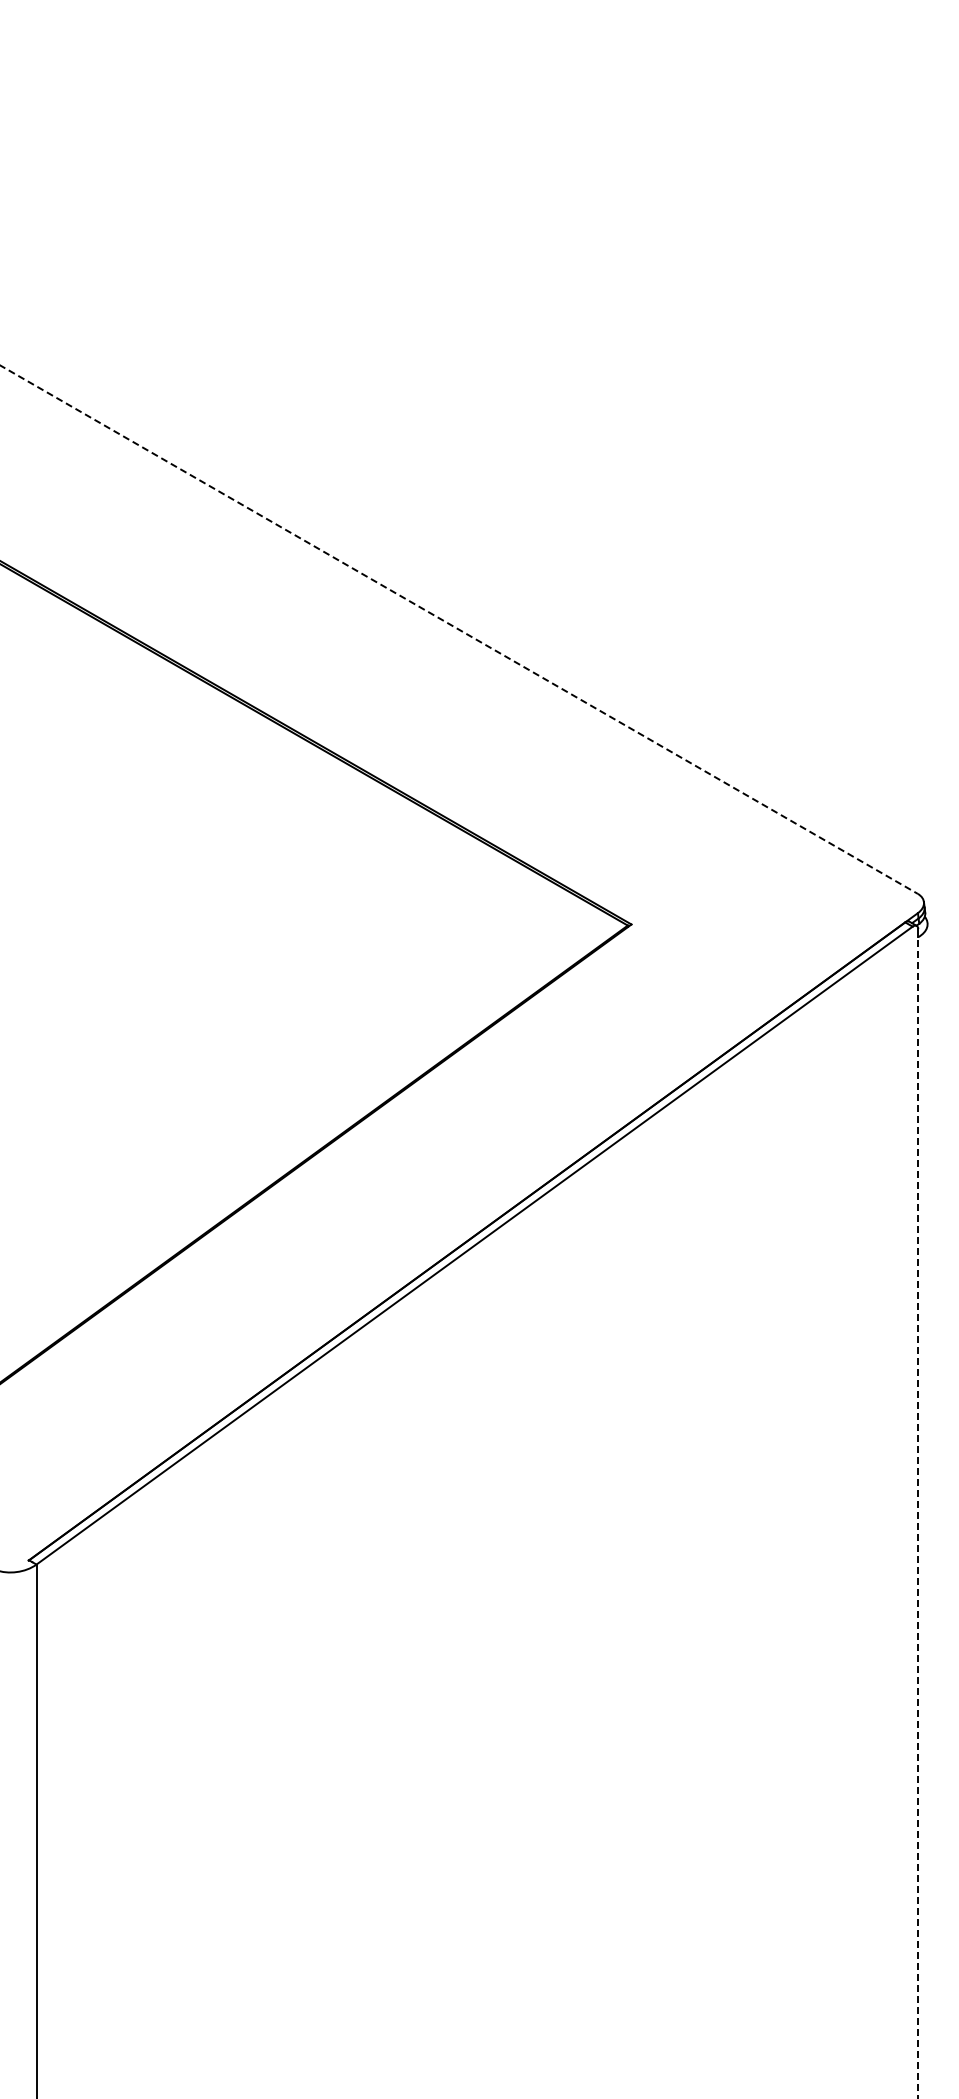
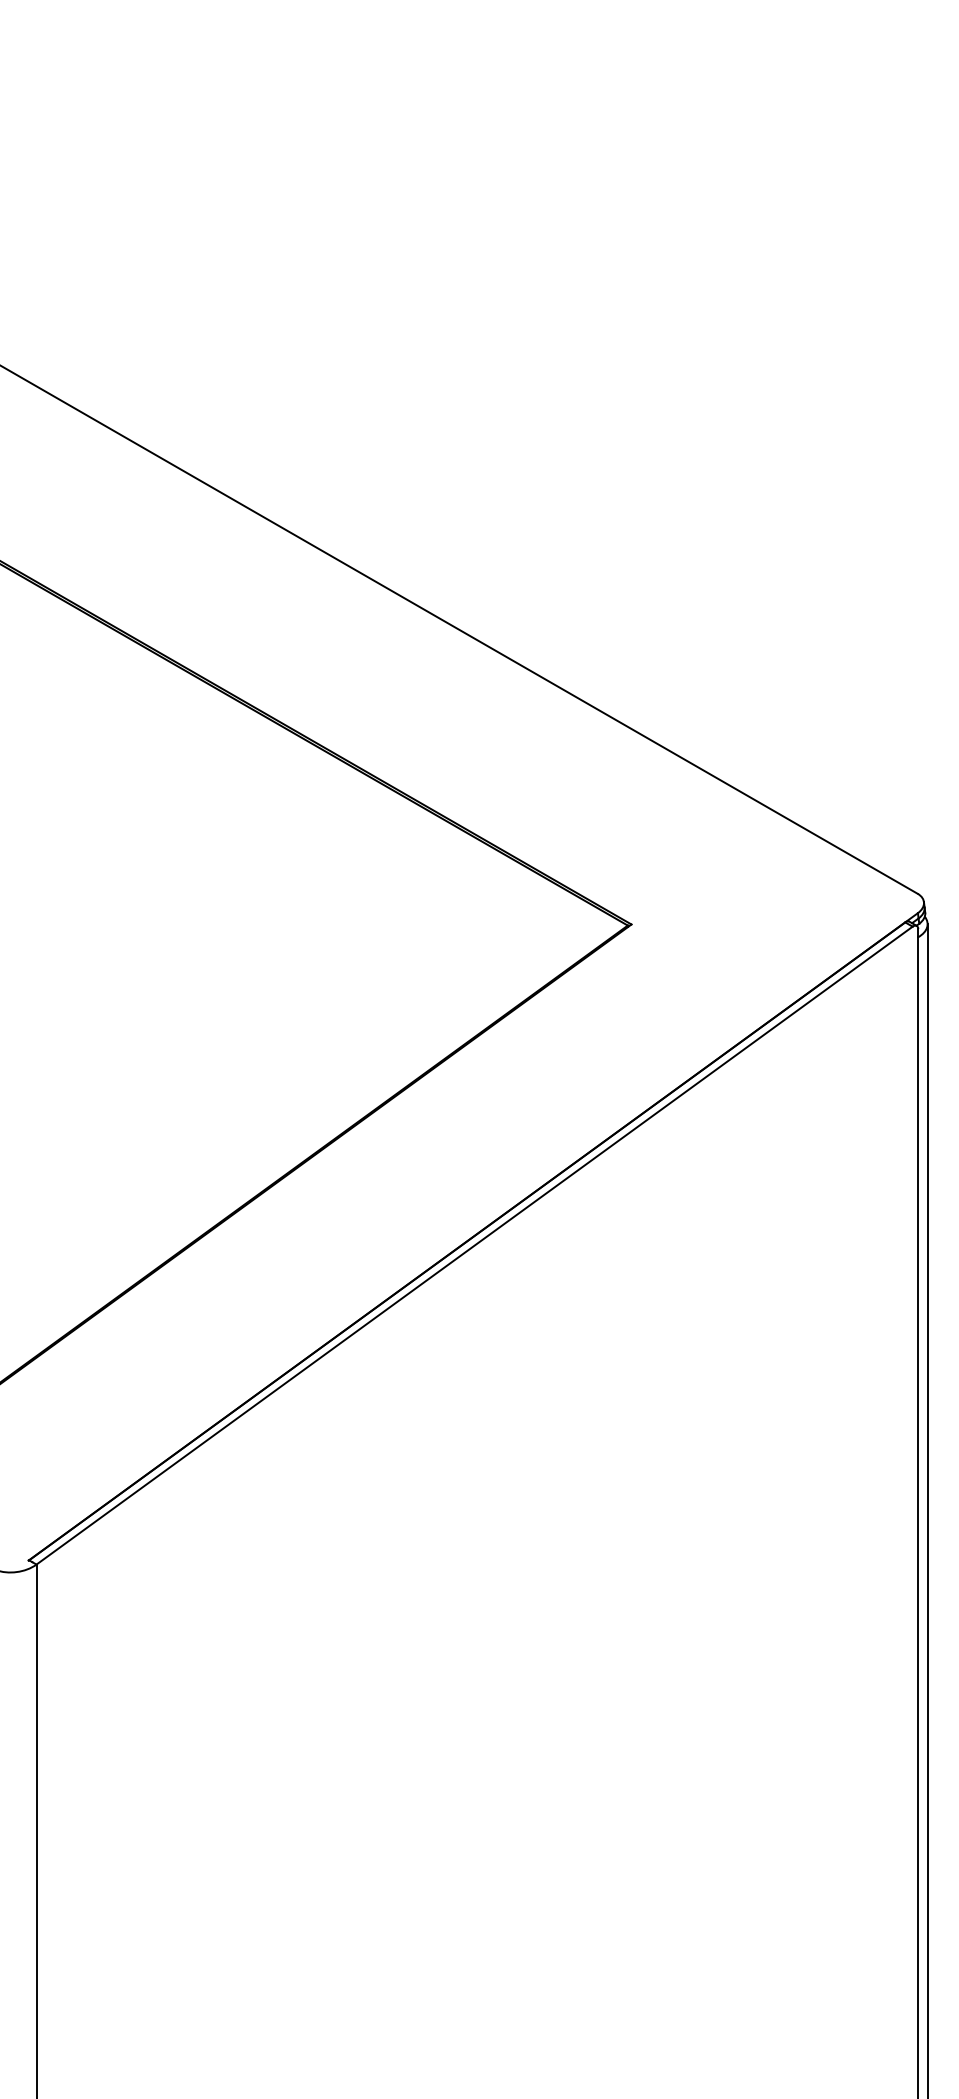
line: dashed -> solid (459, 630)
line: none -> present (927, 1509)
line: dashed -> solid (918, 1517)
